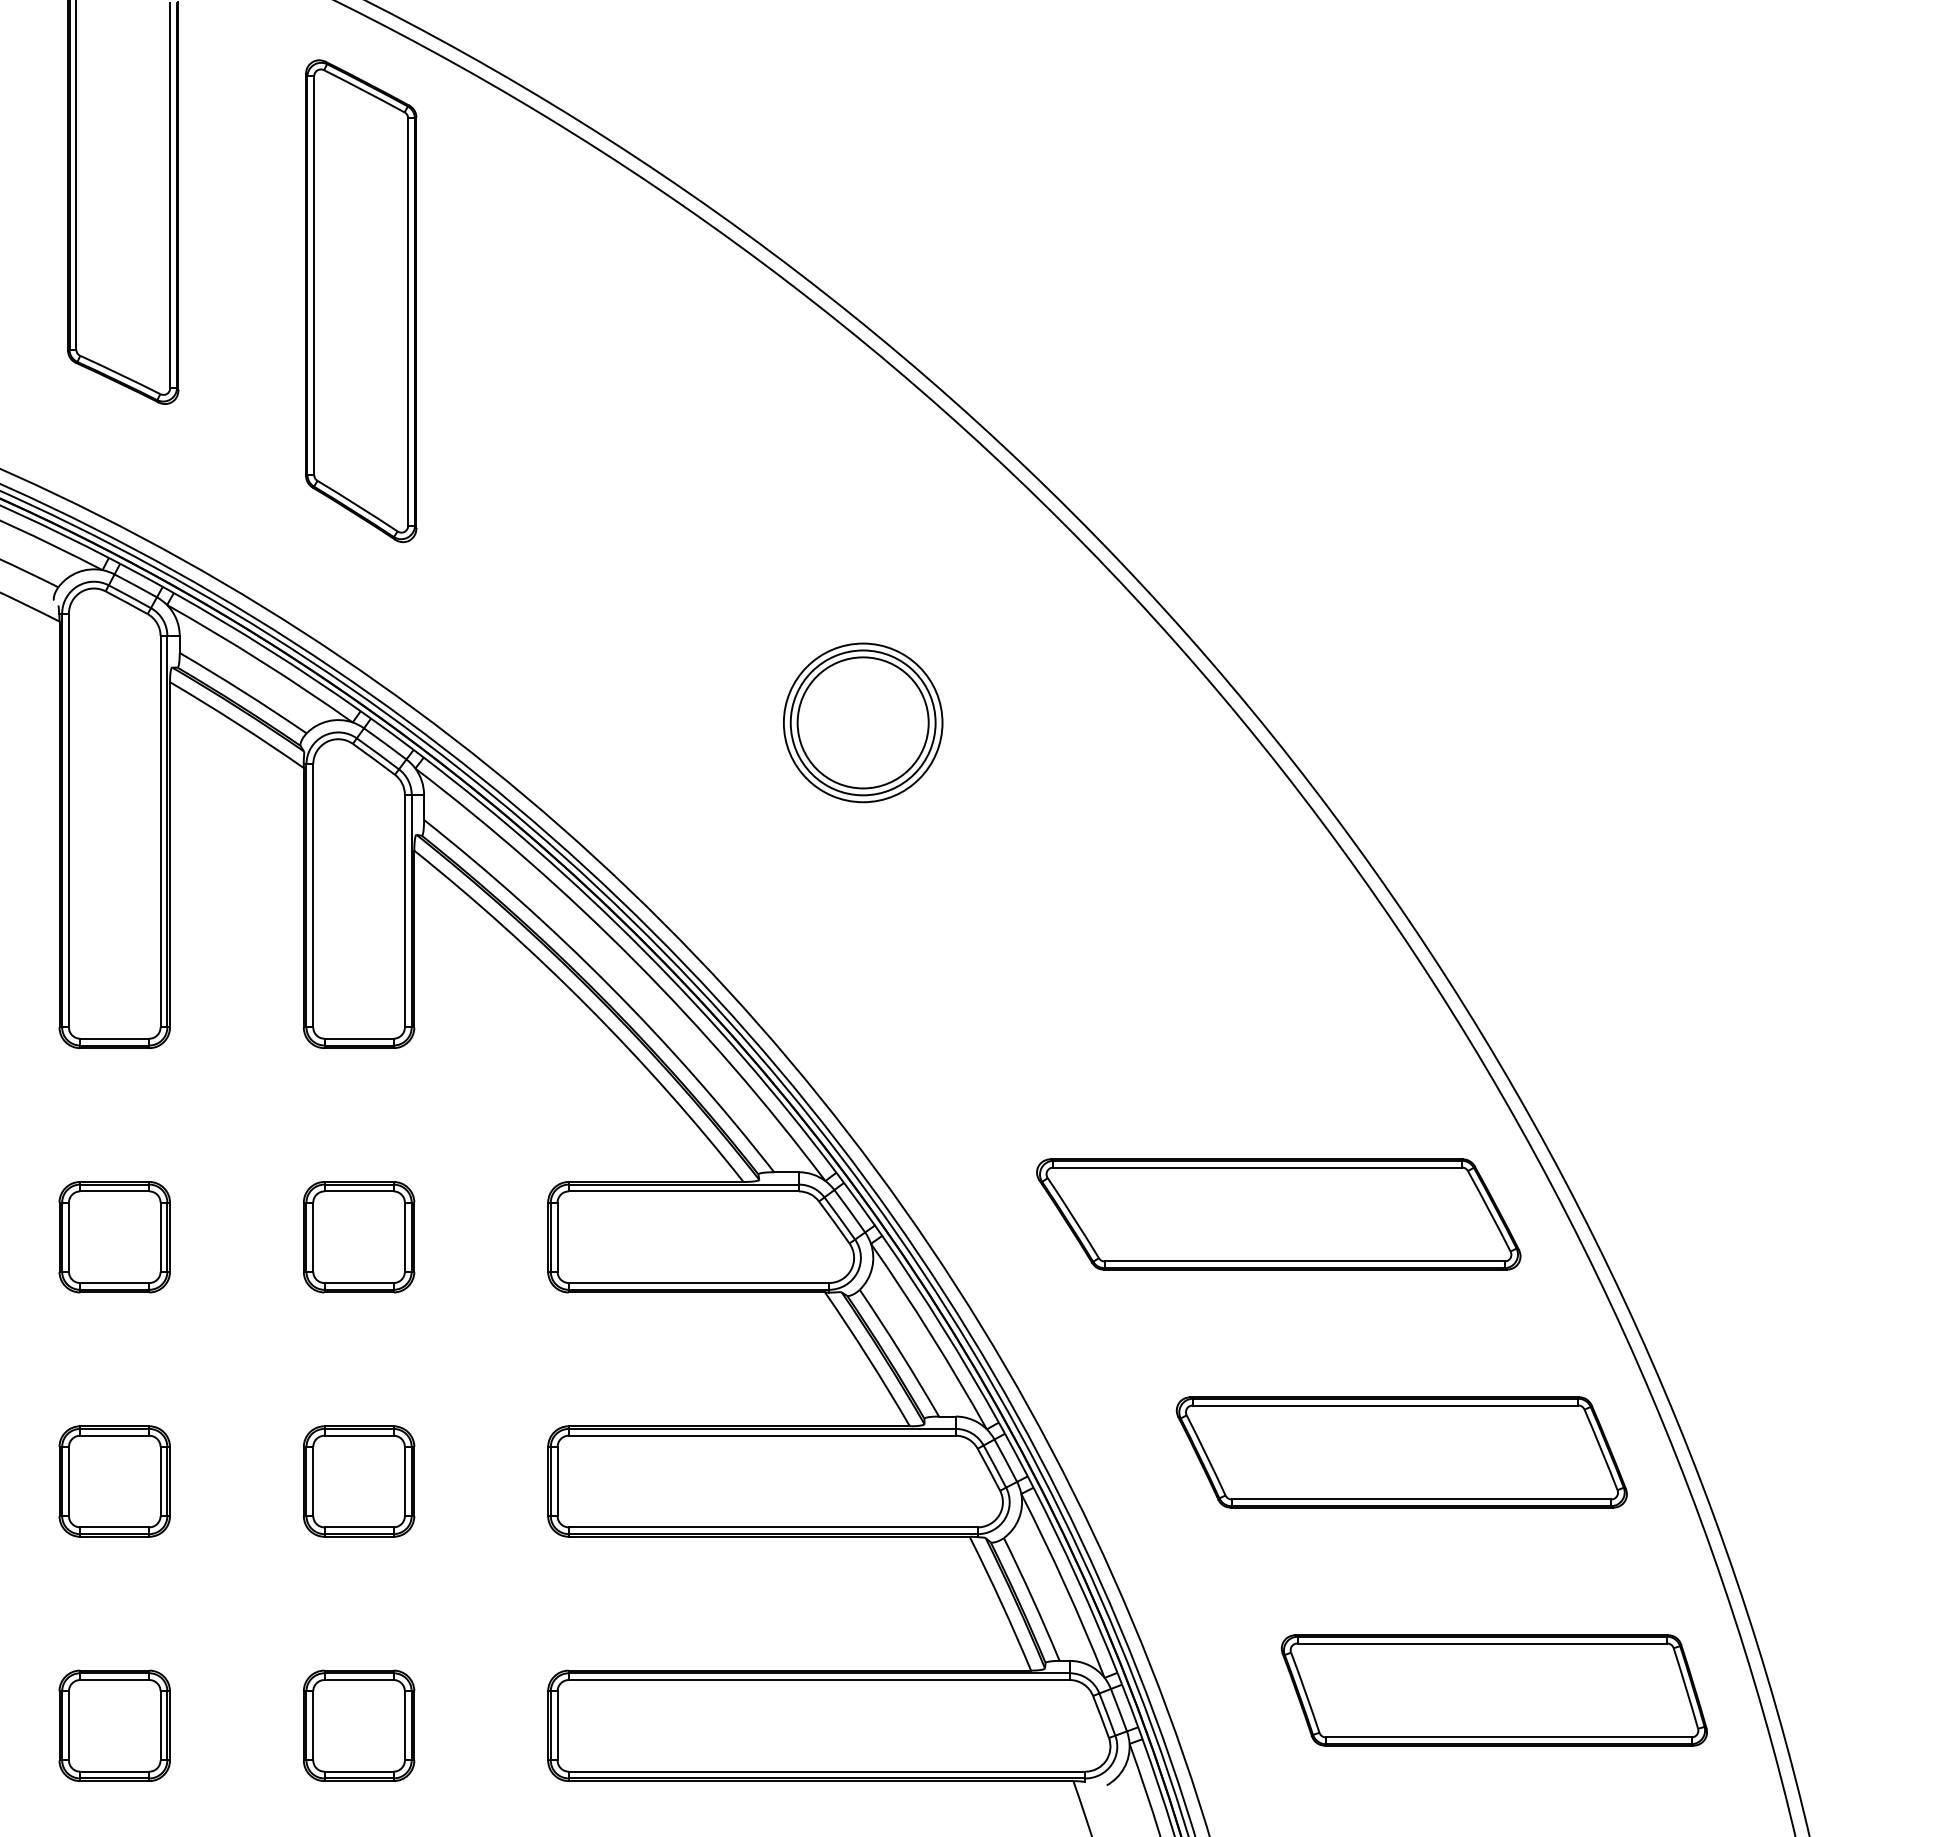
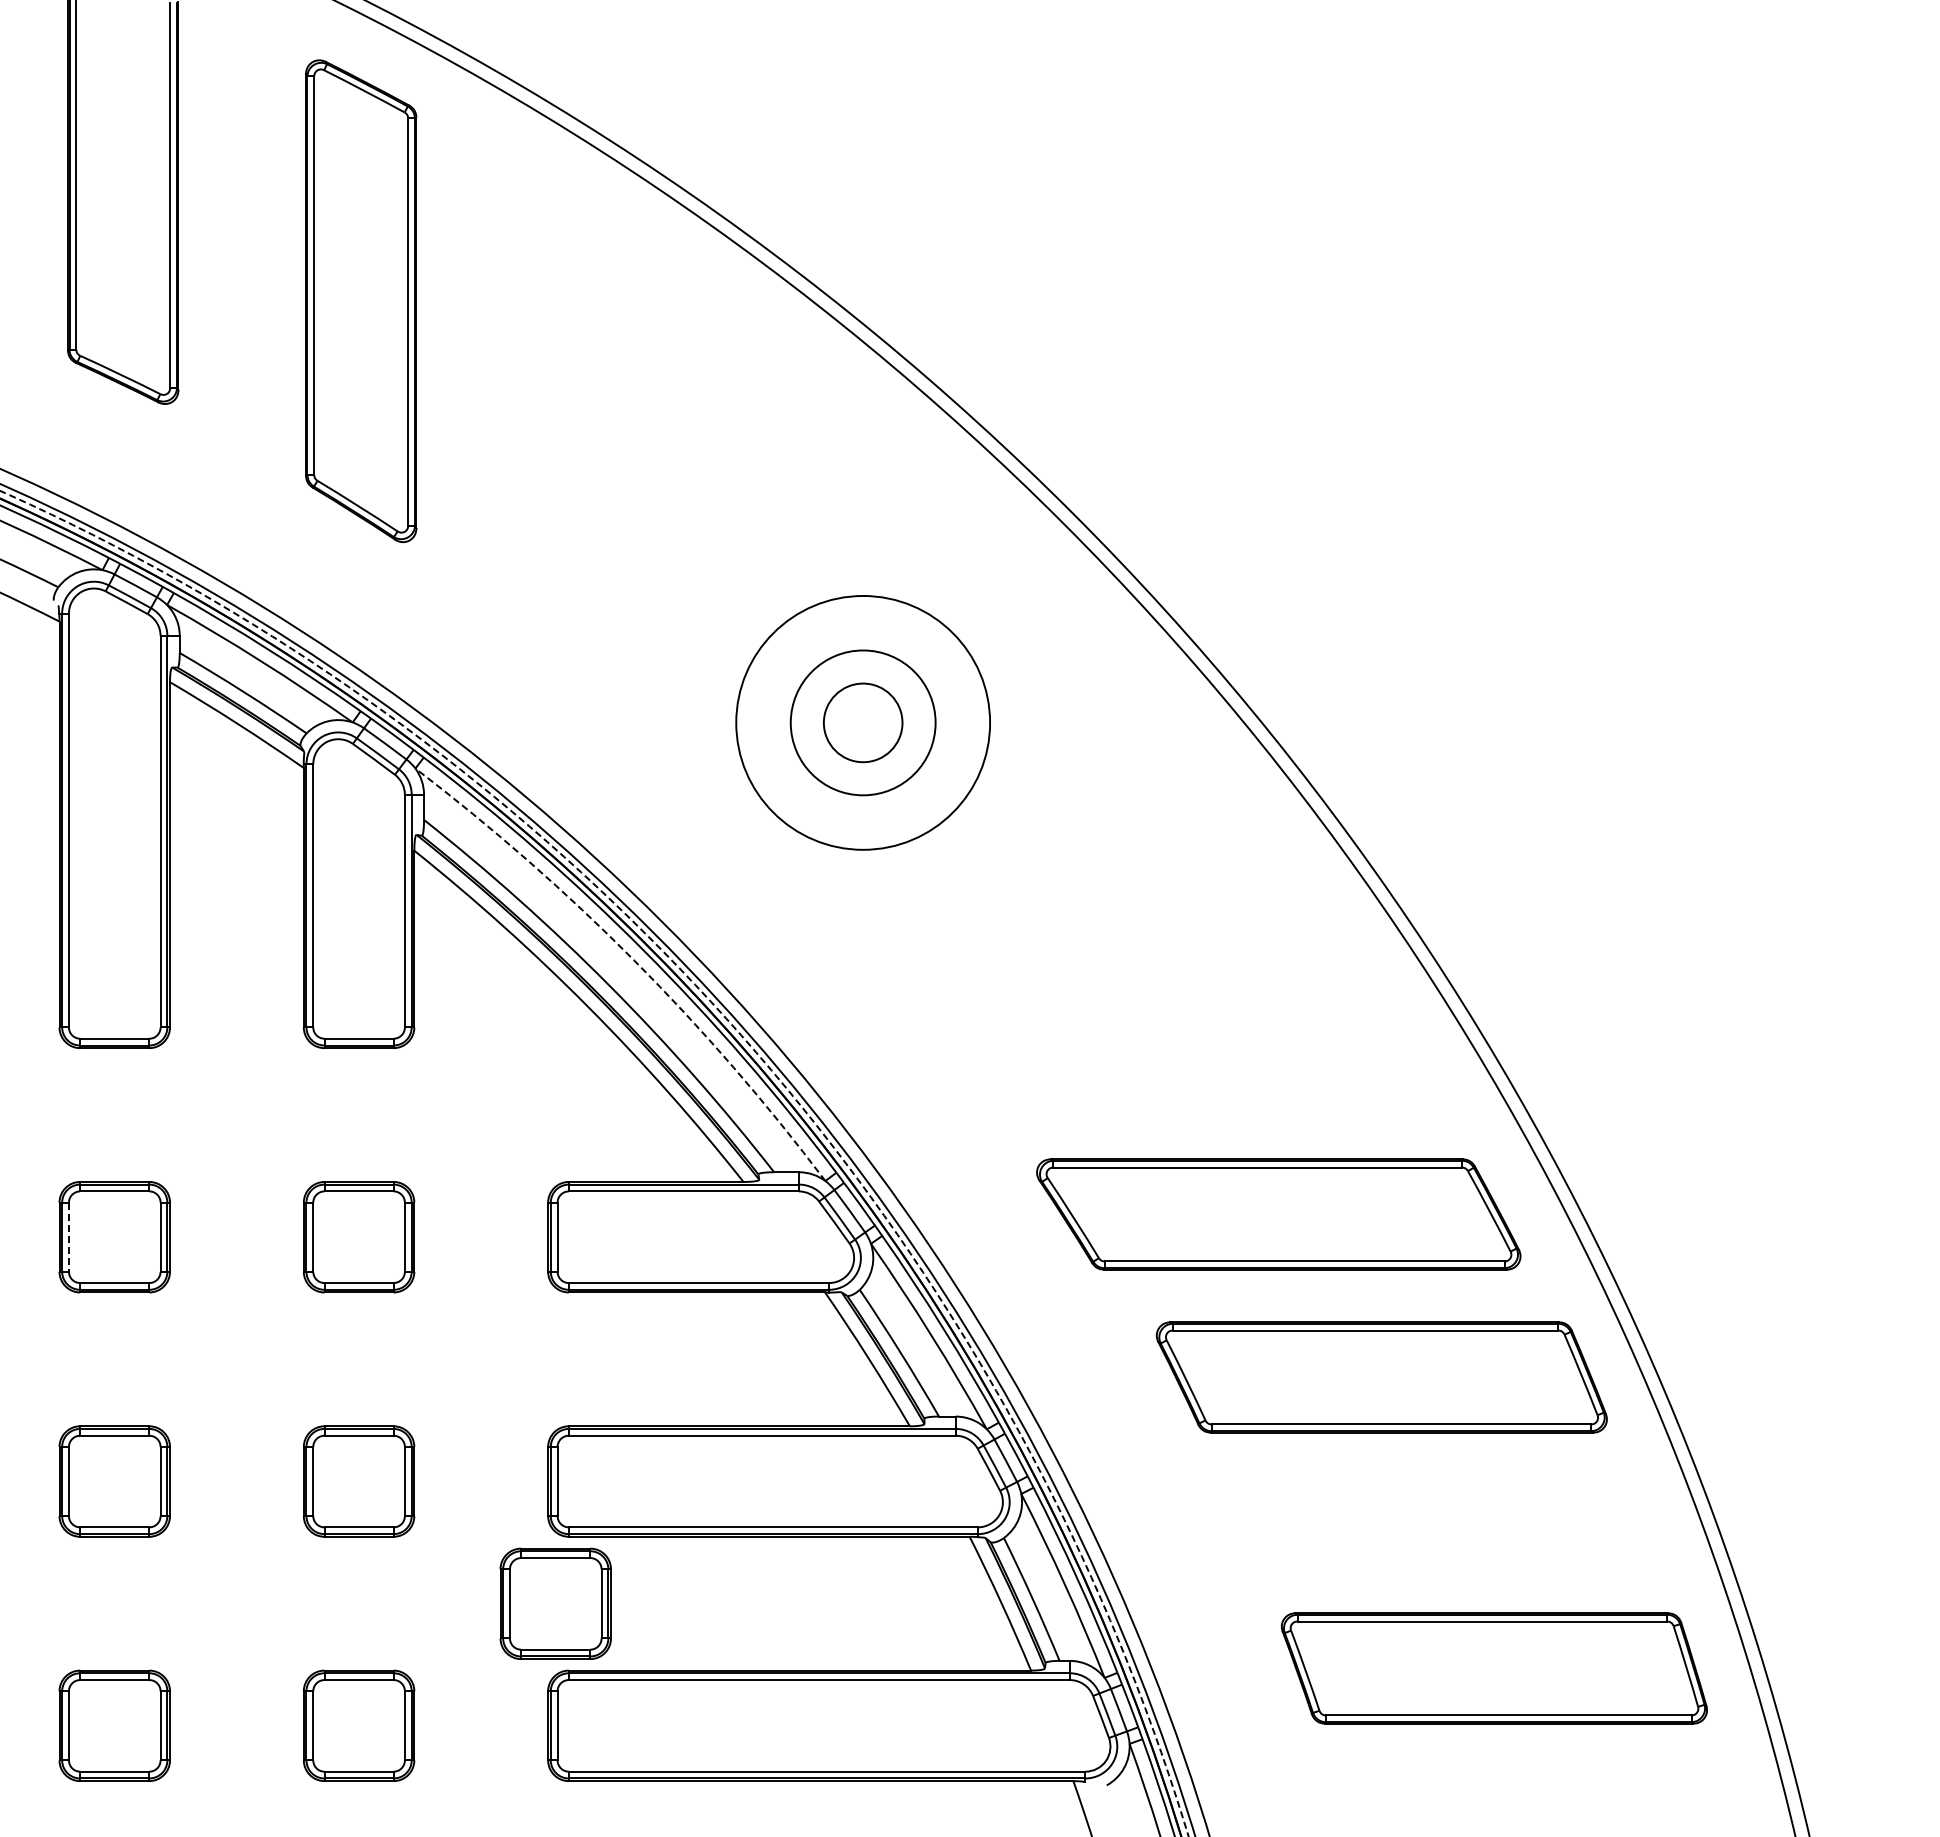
circle diameter: 131 px -> 79 px (862, 722)
circle diameter: 159 px -> 254 px (863, 722)
arc: solid -> dashed (634, 960)
arc: solid -> dashed (742, 1036)
line: solid -> dashed (68, 1237)
part position: (1401, 1452) -> (1381, 1377) (1381, 1377)
part: none -> present (555, 1603)
part position: (1493, 1690) -> (1493, 1668) (1493, 1668)
